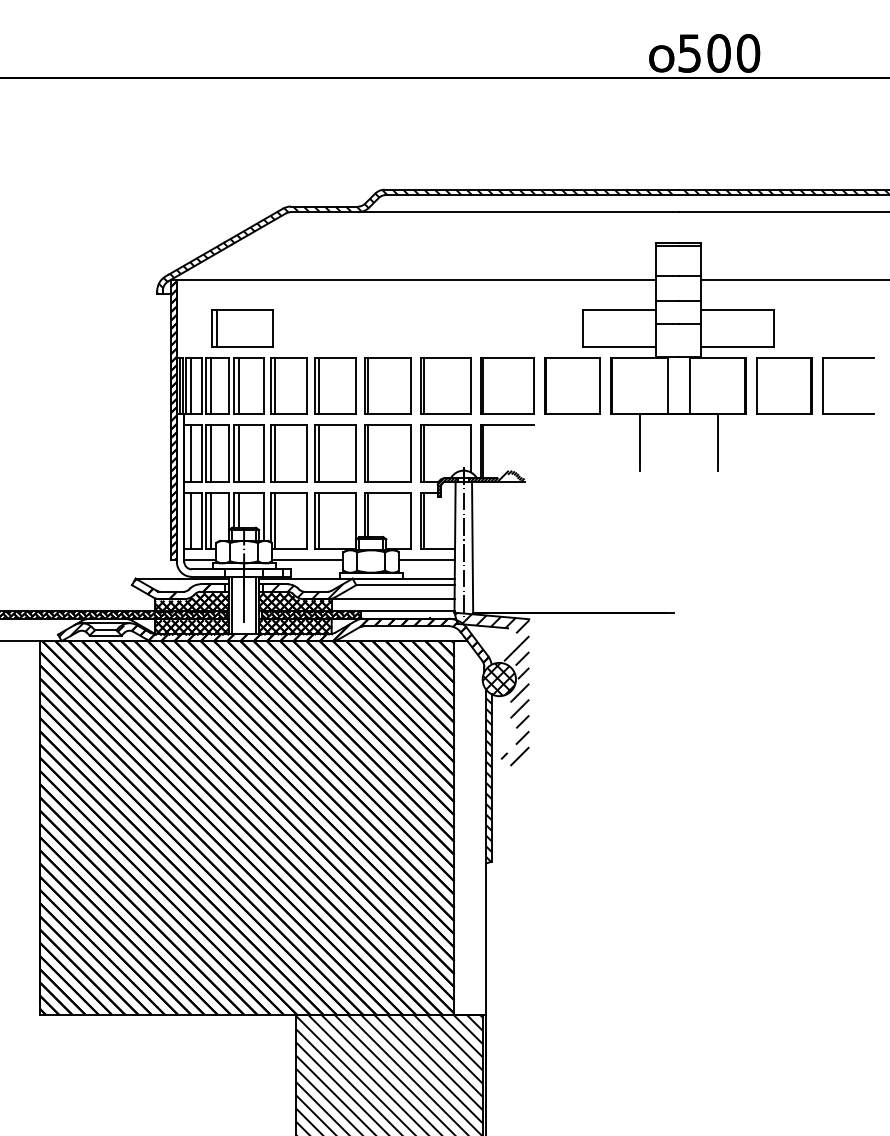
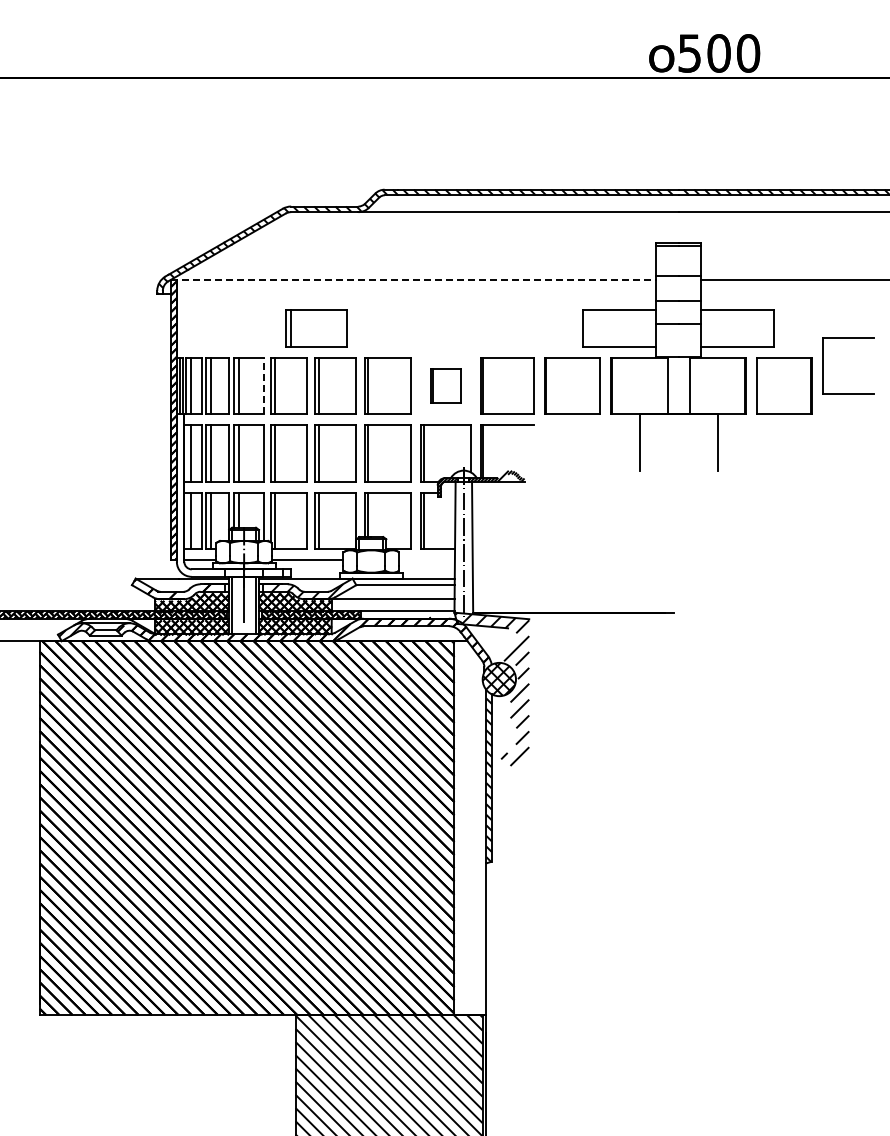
line: solid -> dashed (413, 279)
part position: (242, 328) -> (316, 328) (316, 328)
line: solid -> dashed (264, 385)
part size: 52x58 px -> 32x36 px (445, 385)
part position: (823, 385) -> (823, 365) (823, 365)
line: present -> none (426, 560)
